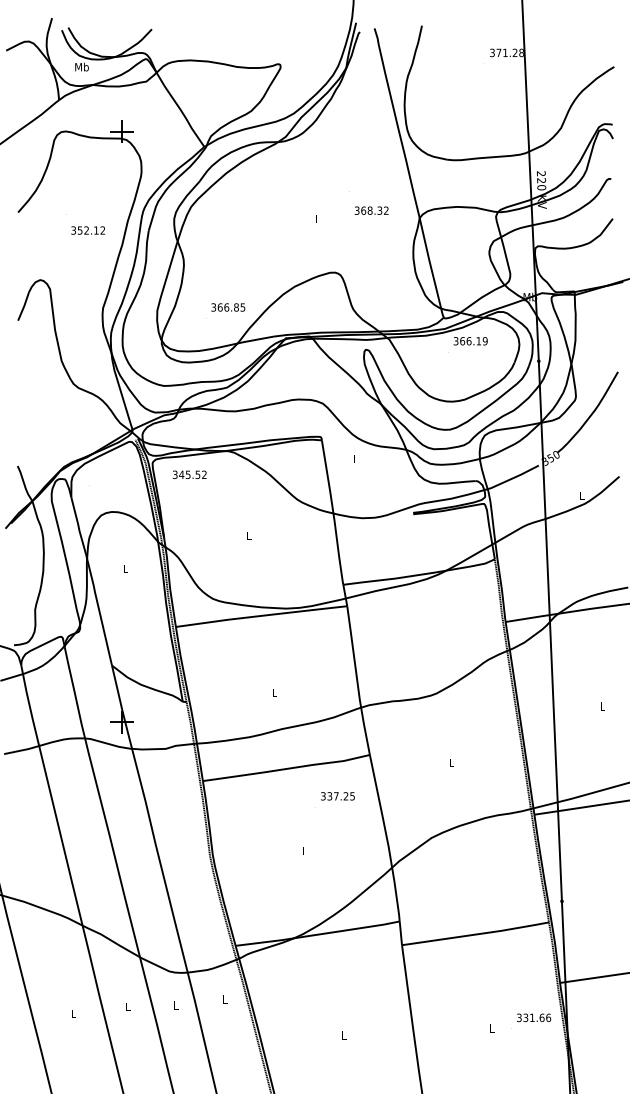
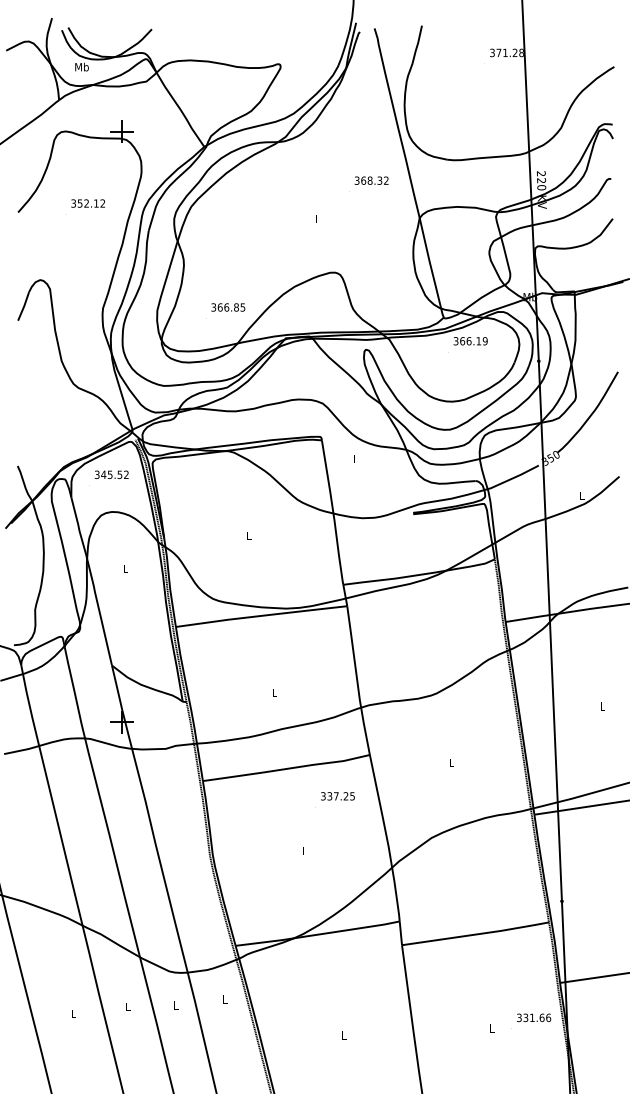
text position: (371, 210) -> (371, 180) (371, 180)
text position: (87, 230) -> (87, 203) (87, 203)
text position: (189, 474) -> (111, 474) (111, 474)
